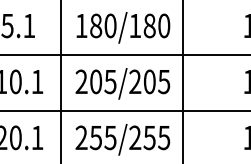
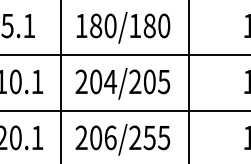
line position: (182, 81) -> (188, 81) (188, 81)
text: 205/205 -> 204/205 (110, 82)
text: 255/255 -> 206/255 (103, 137)
